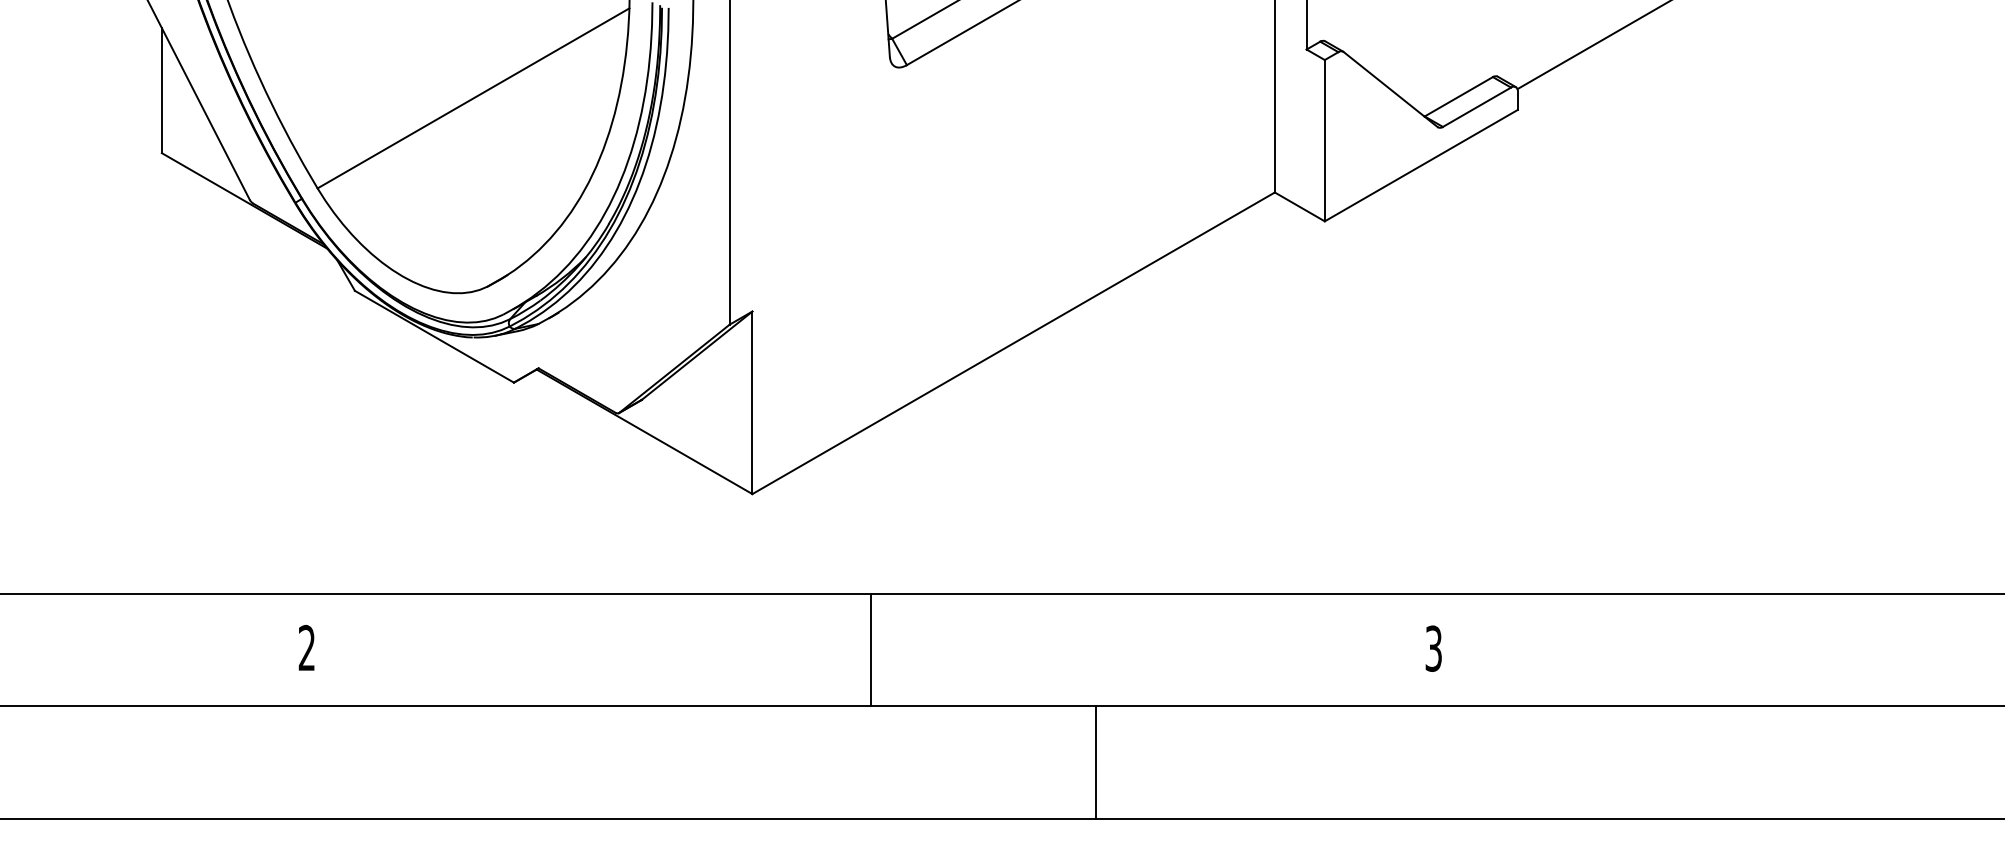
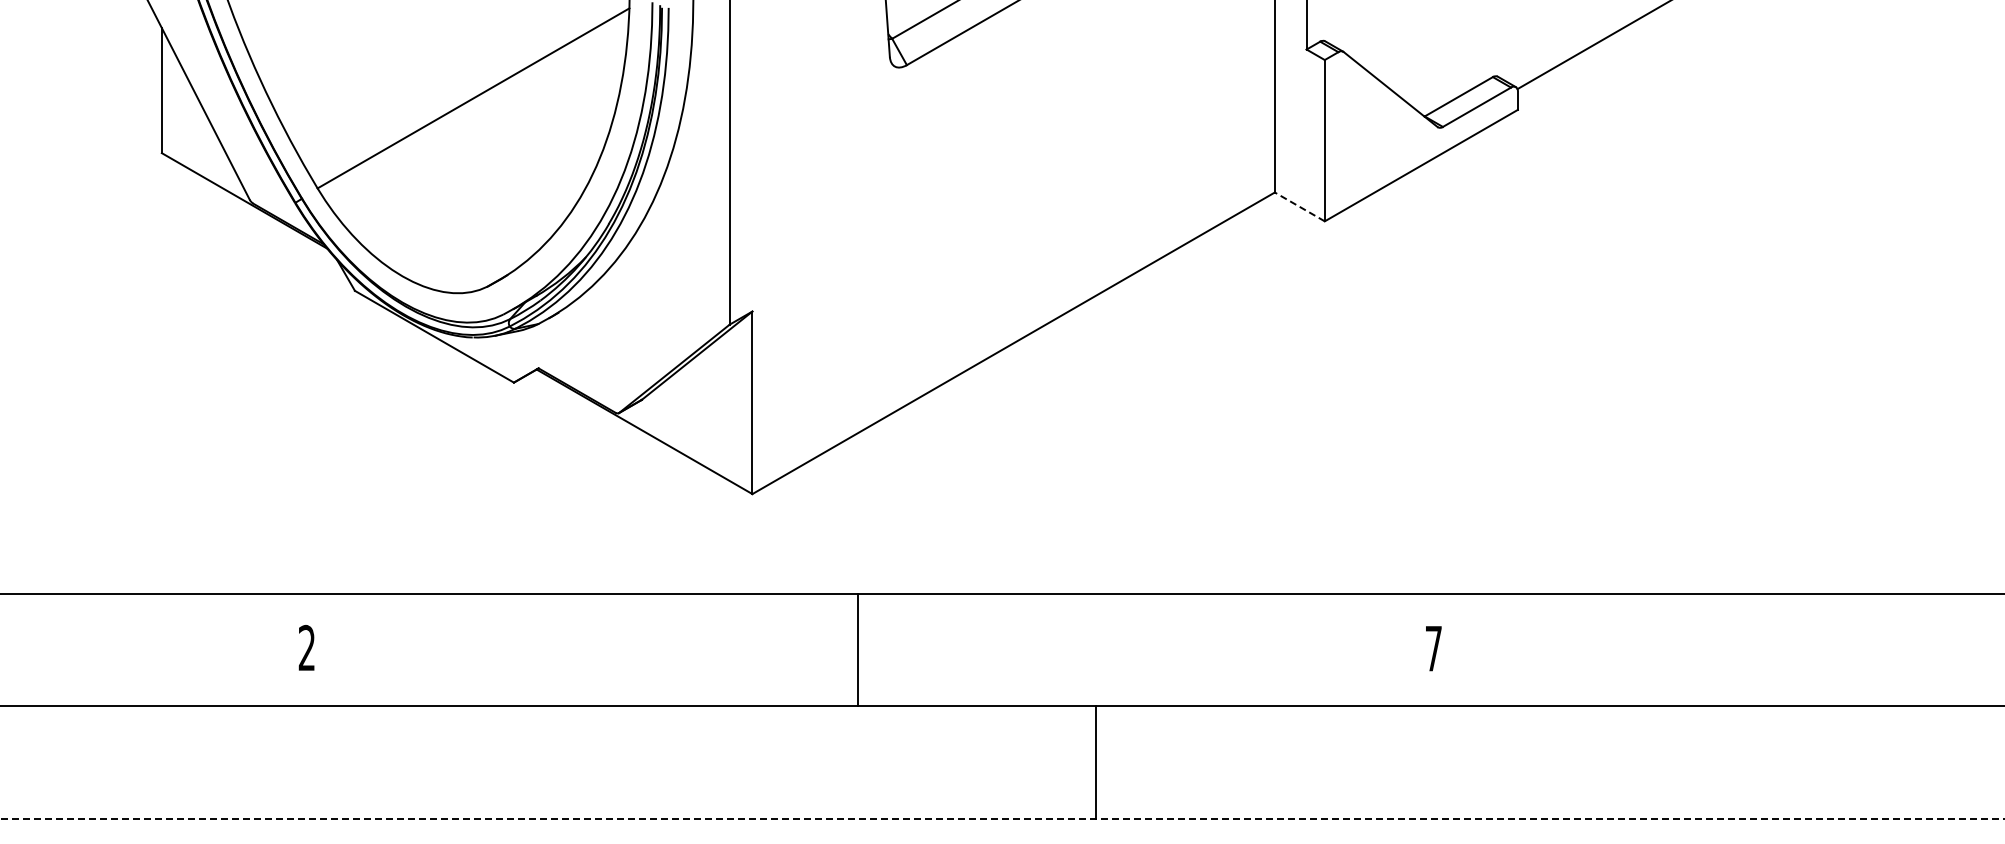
line: solid -> dashed (1299, 206)
text: 3 -> 7 (1433, 648)
line position: (870, 649) -> (857, 649) (857, 649)
line: solid -> dashed (1003, 818)
